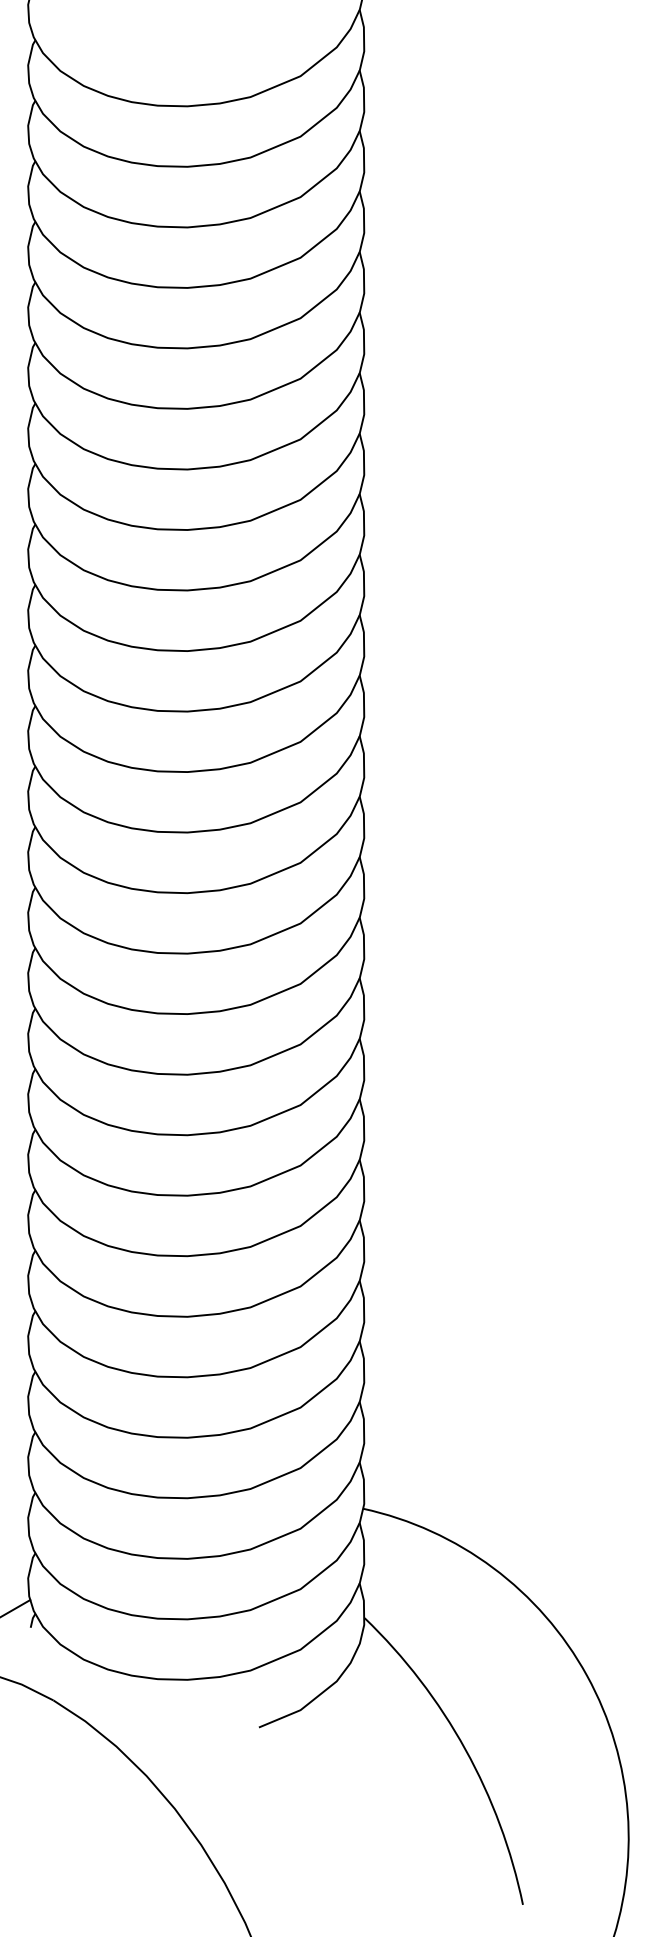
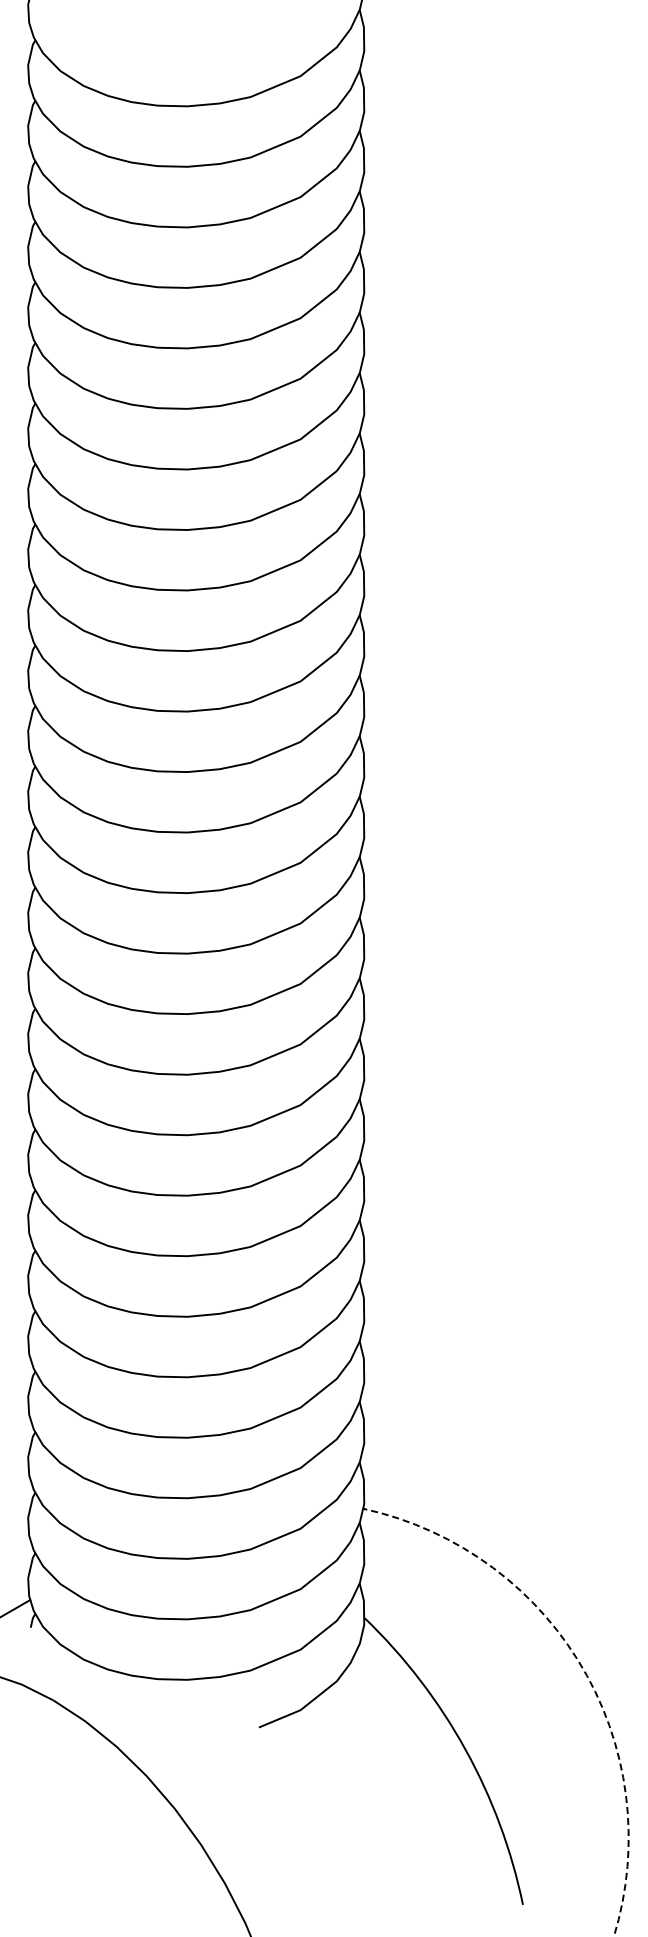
arc: solid -> dashed (582, 1667)
